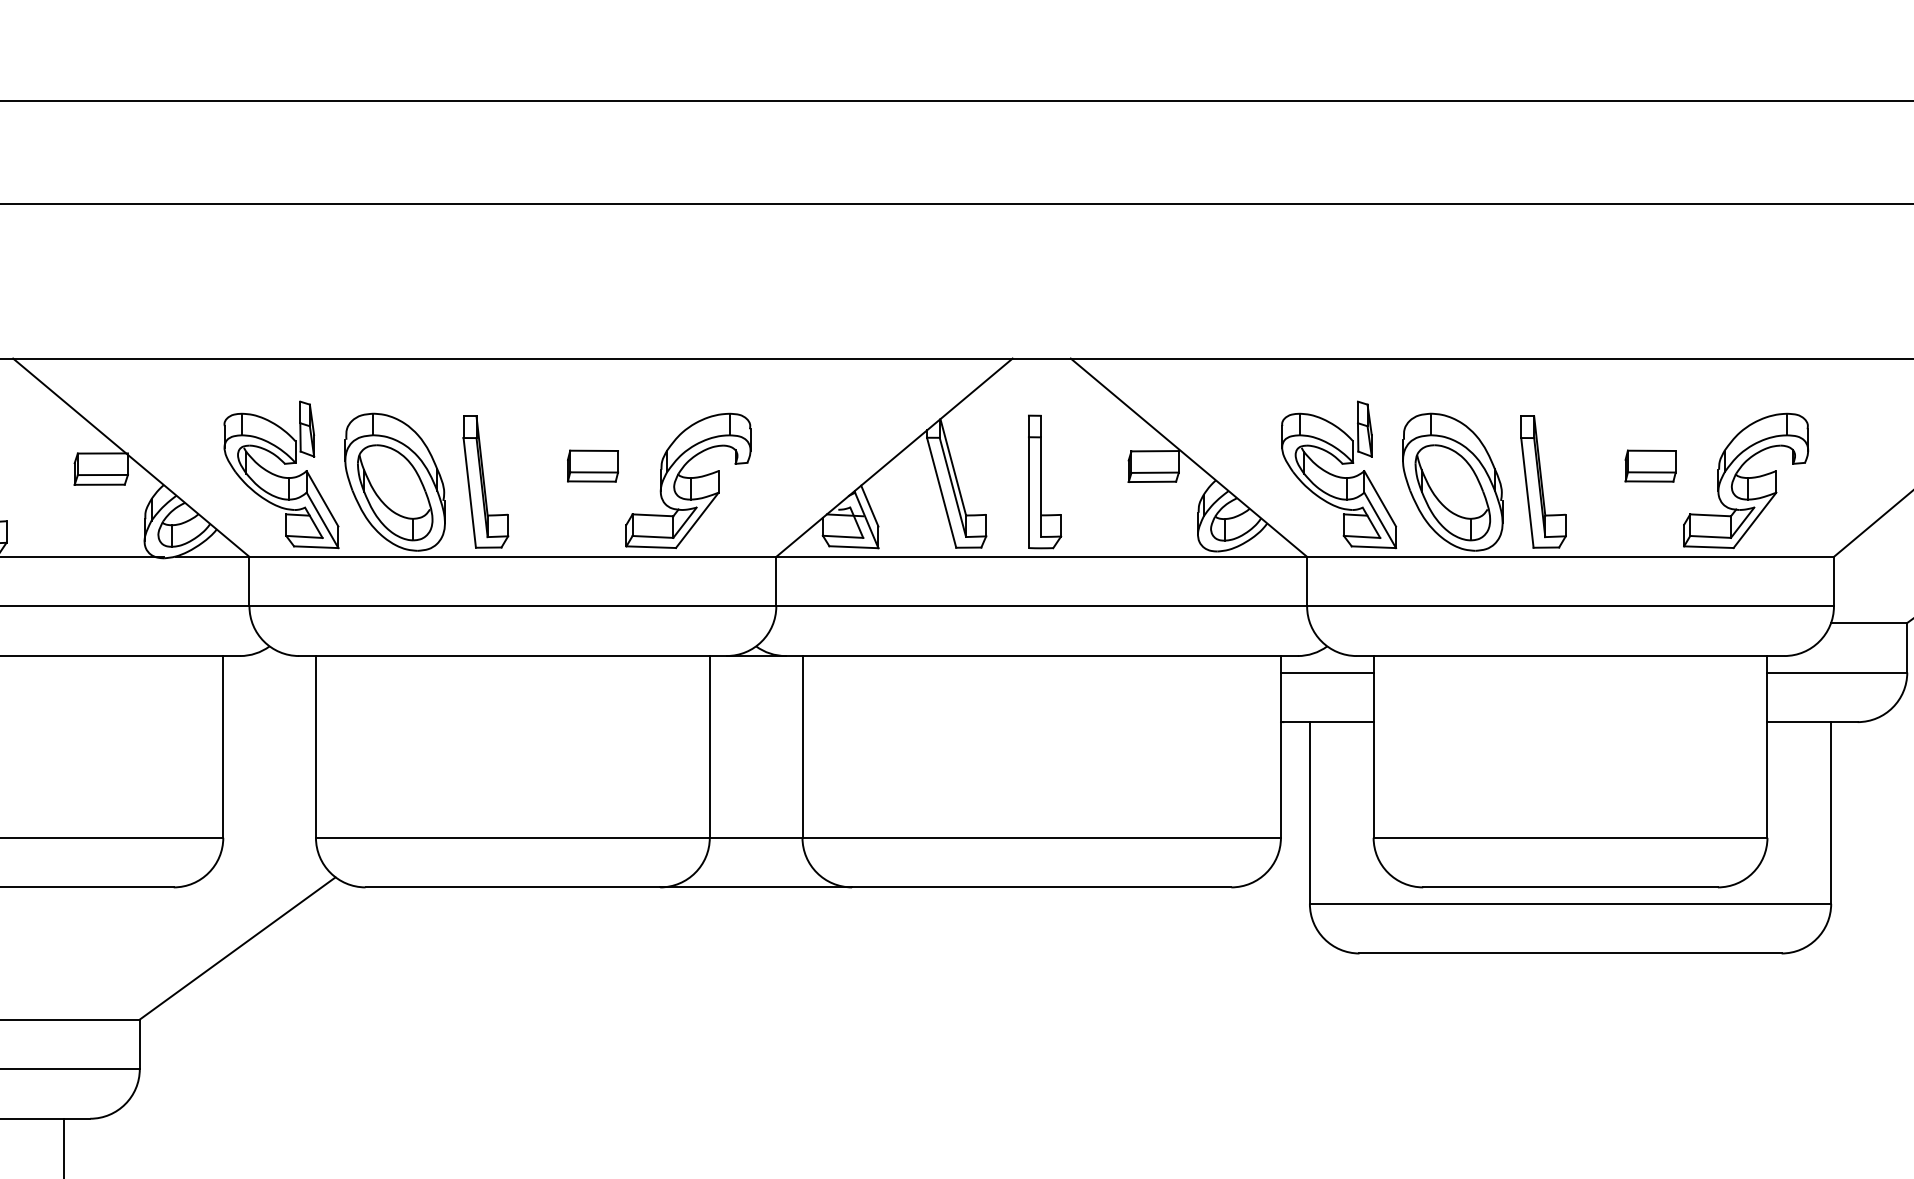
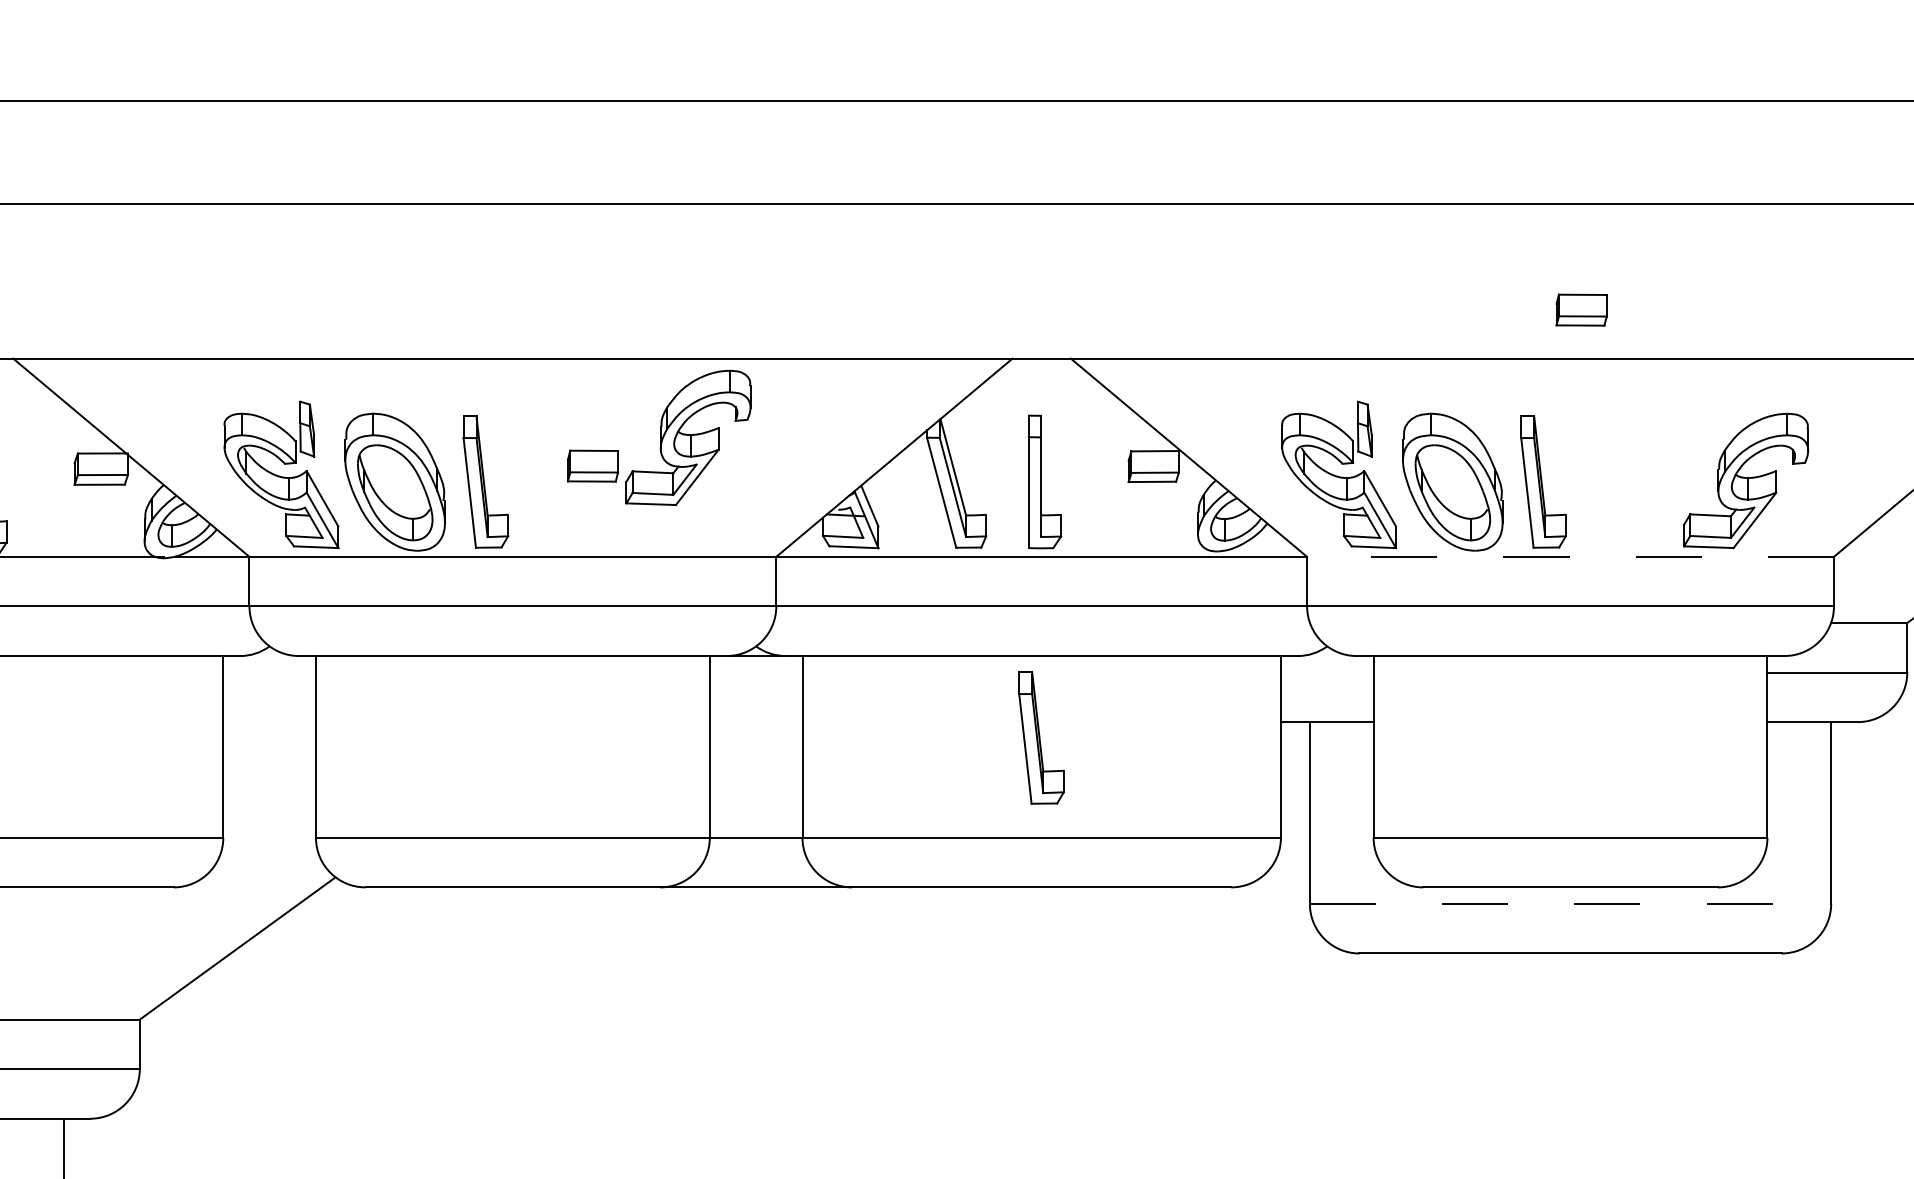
part position: (1650, 465) -> (1581, 309) (1581, 309)
part position: (688, 480) -> (688, 437) (688, 437)
line: solid -> dashed (1570, 556)
line: present -> none (1326, 672)
part: none -> present (1041, 737)
line: solid -> dashed (1570, 903)
